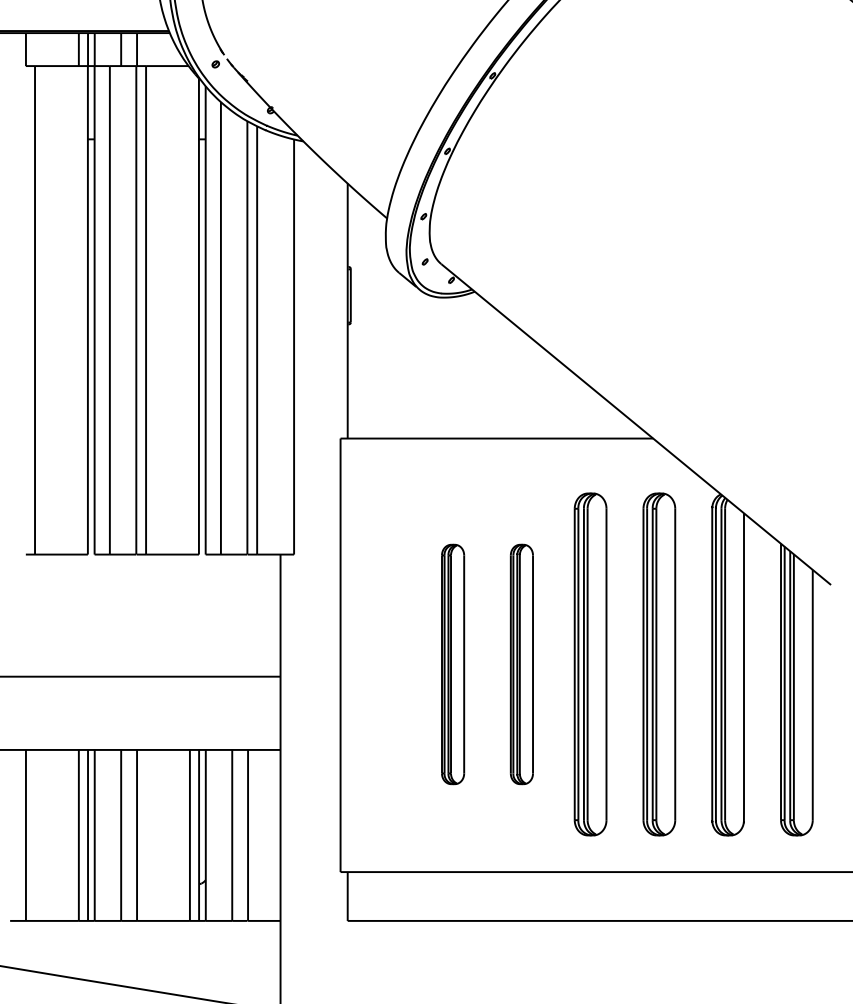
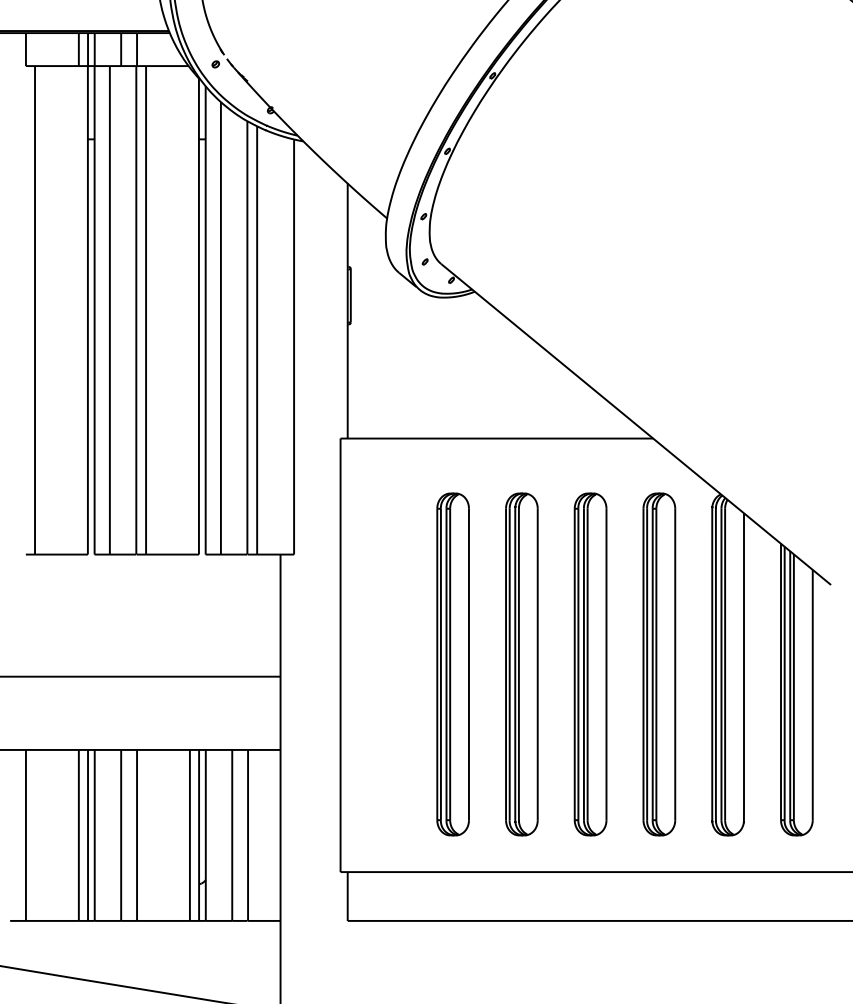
part size: 25x243 px -> 34x345 px (452, 664)
part size: 25x243 px -> 34x345 px (521, 664)
